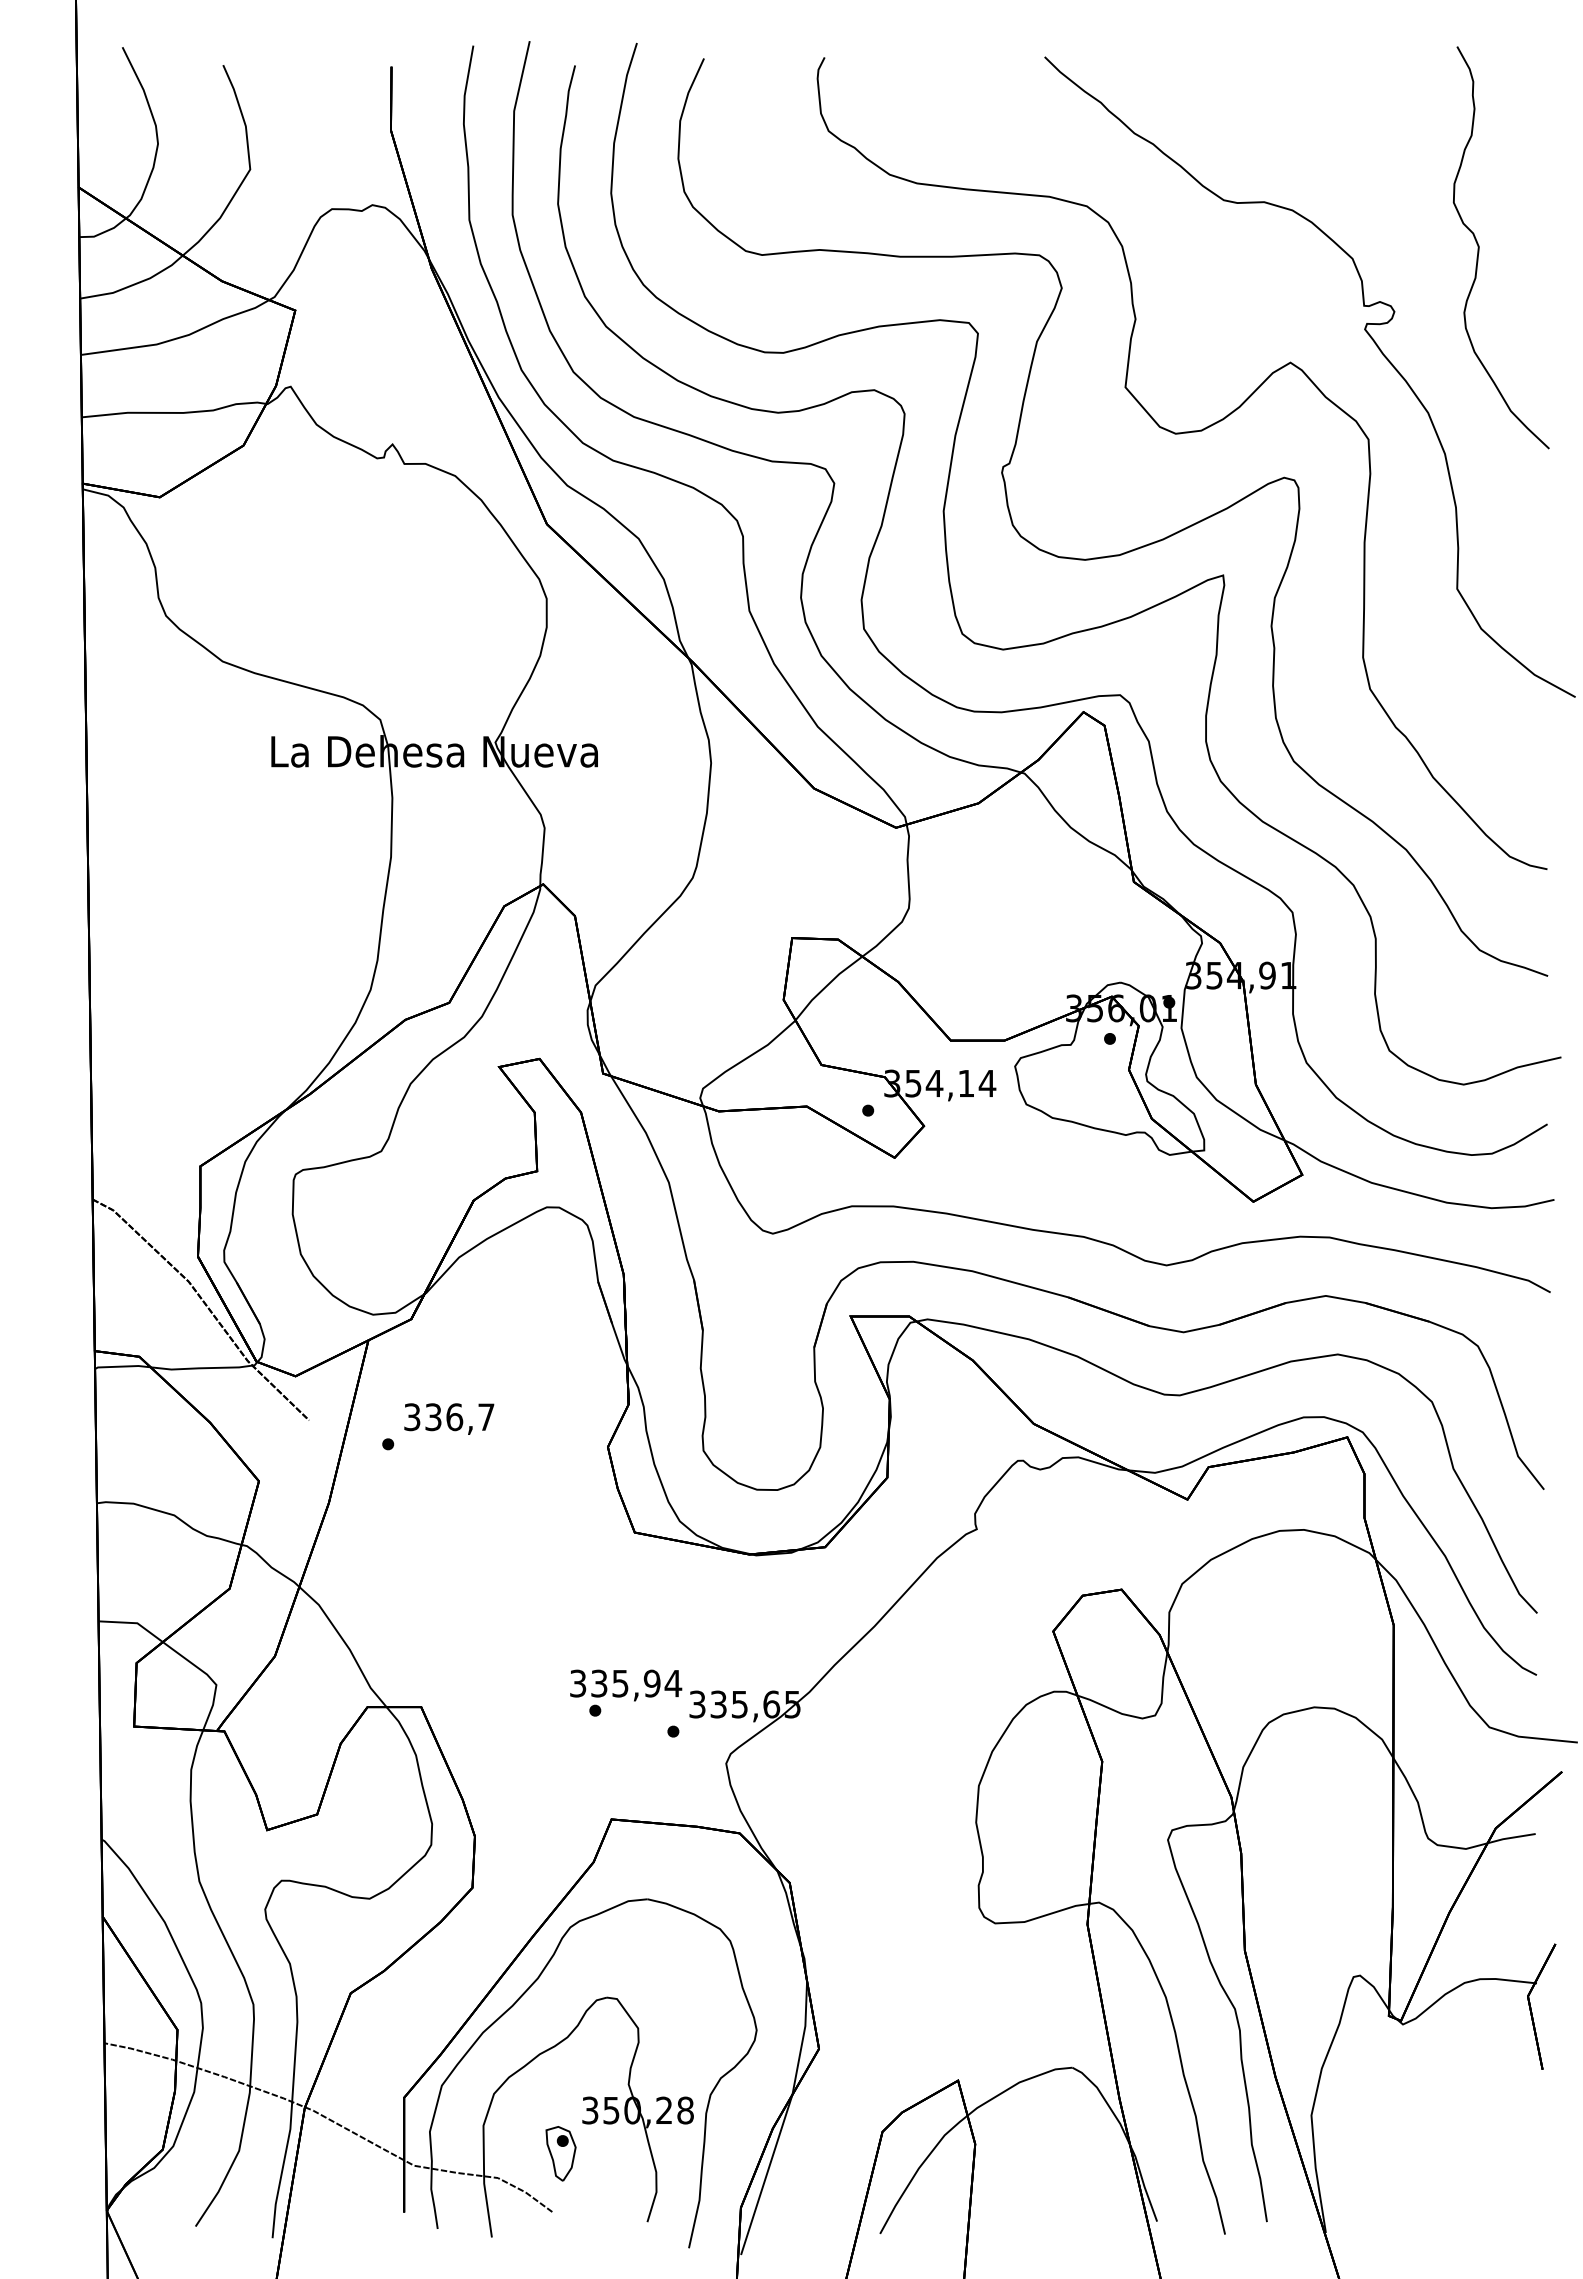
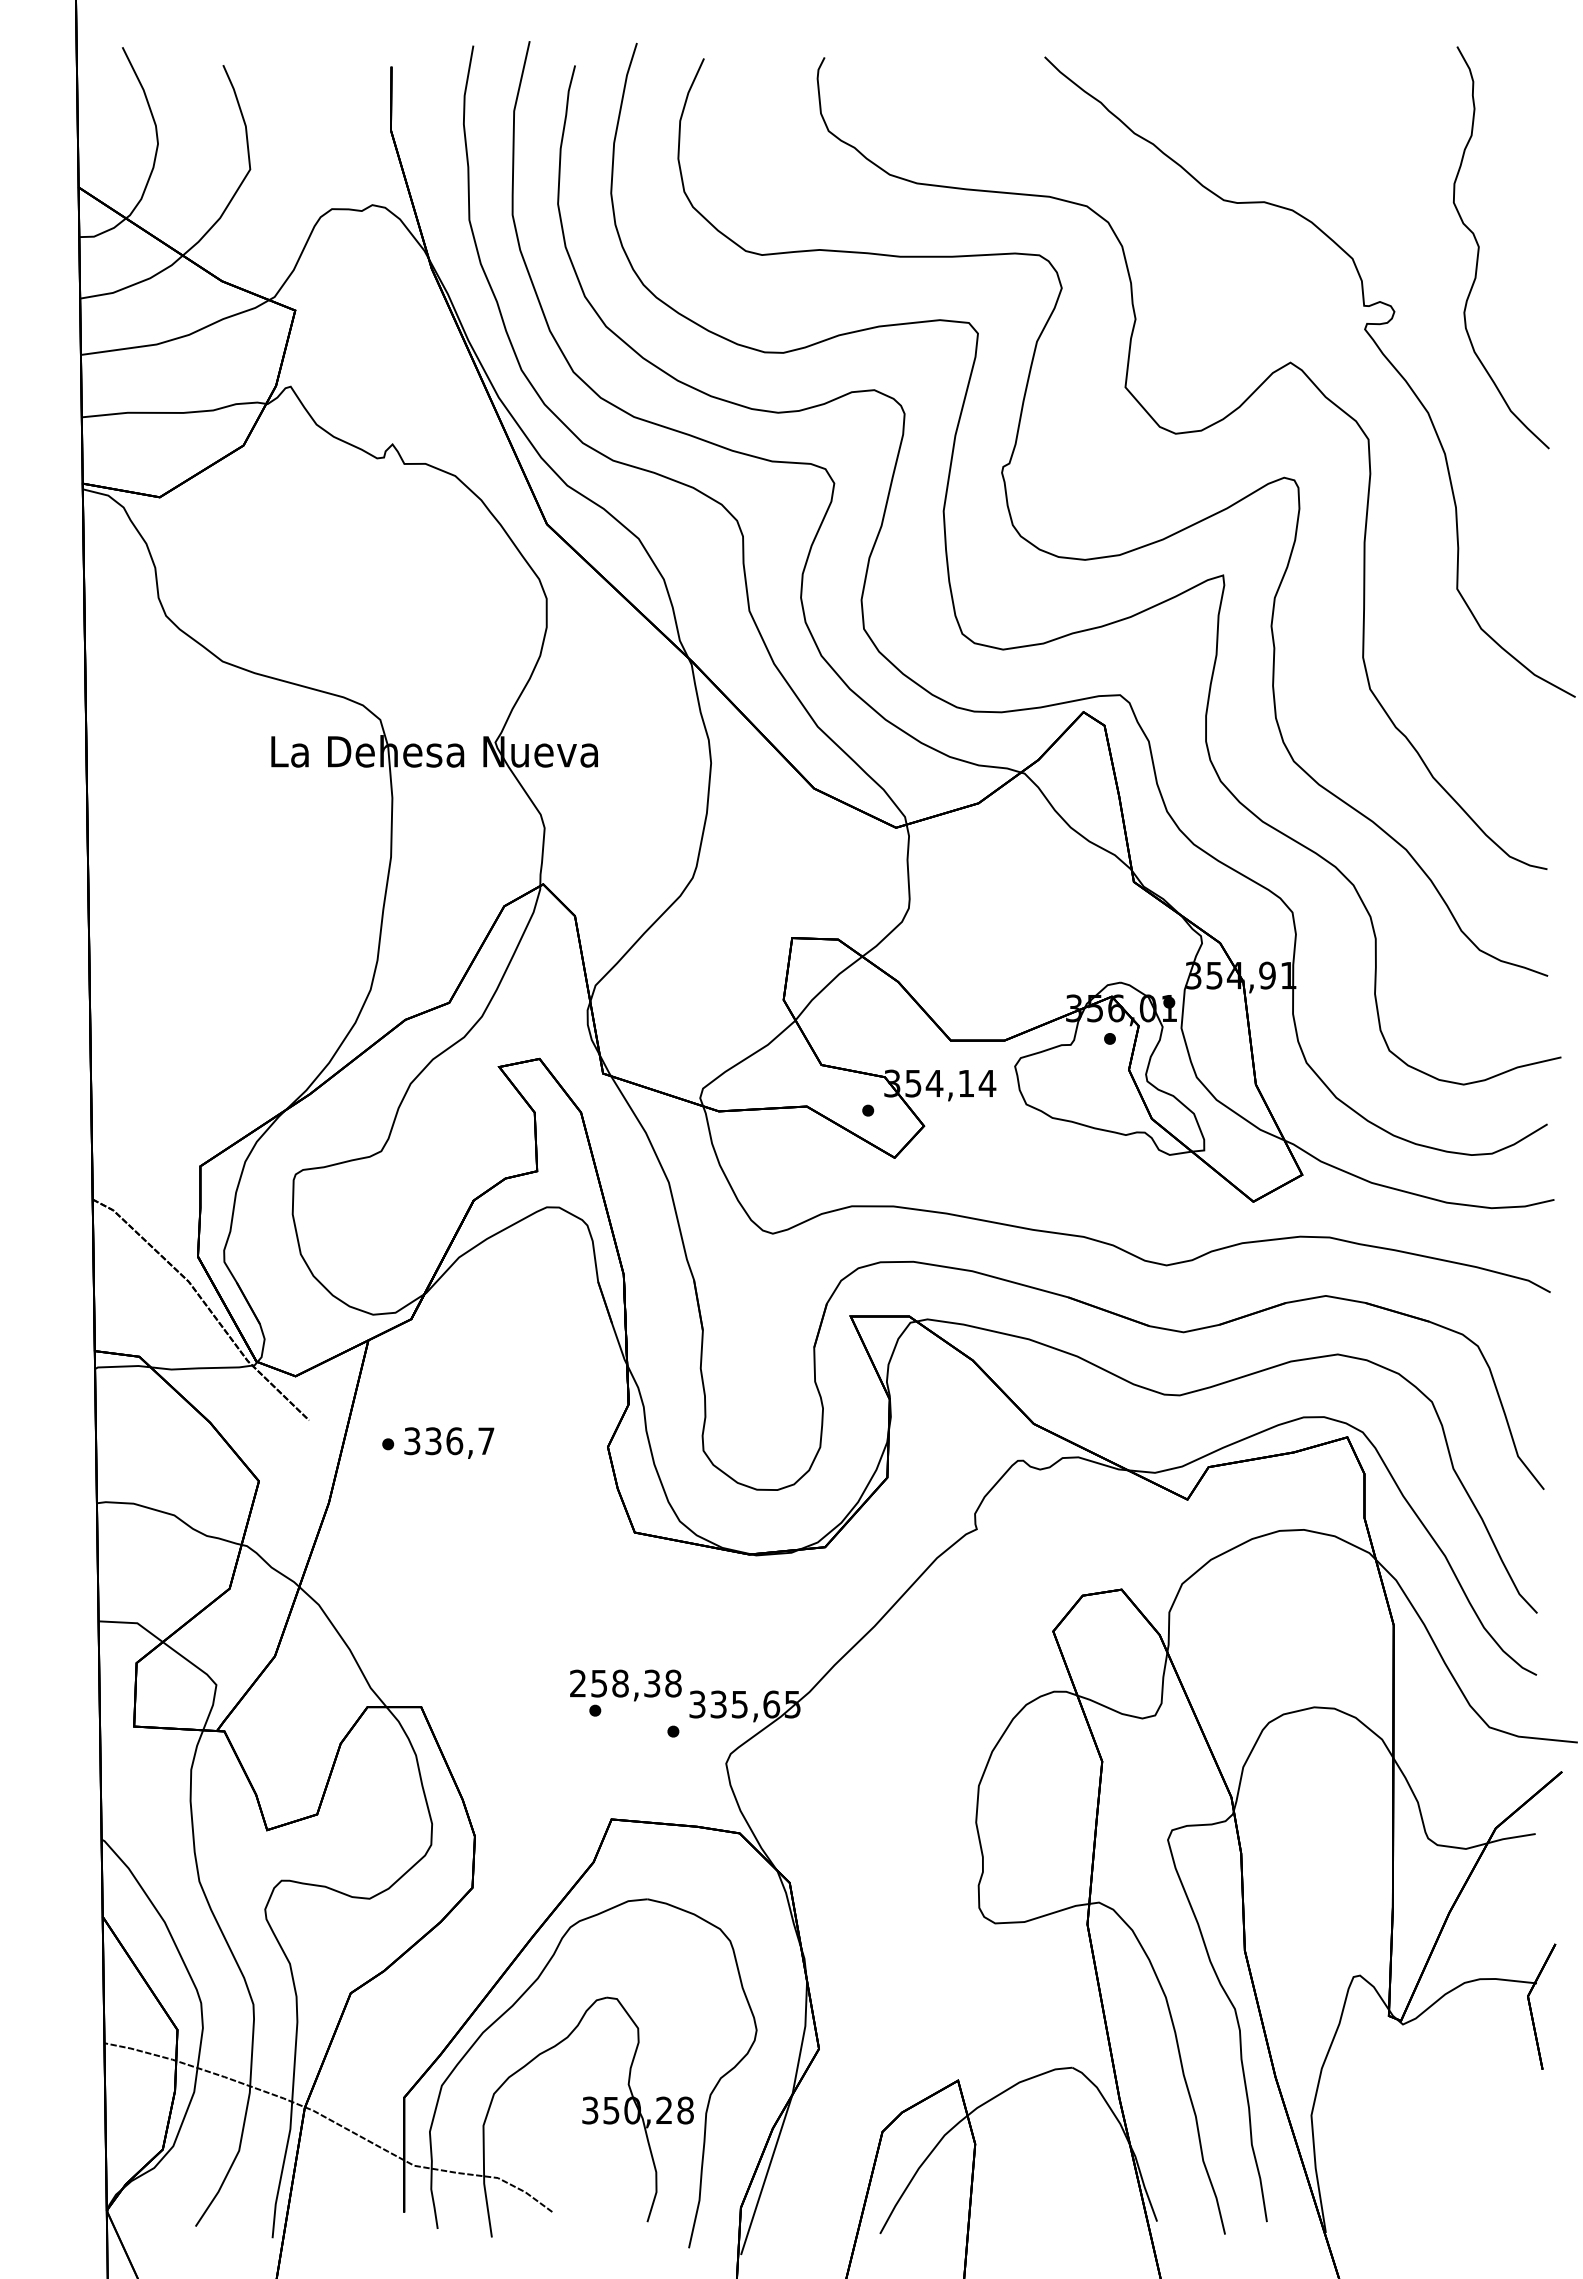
text position: (449, 1418) -> (449, 1442) (449, 1442)
text: 335,94 -> 258,38 (626, 1683)
part: present -> none (560, 2153)
